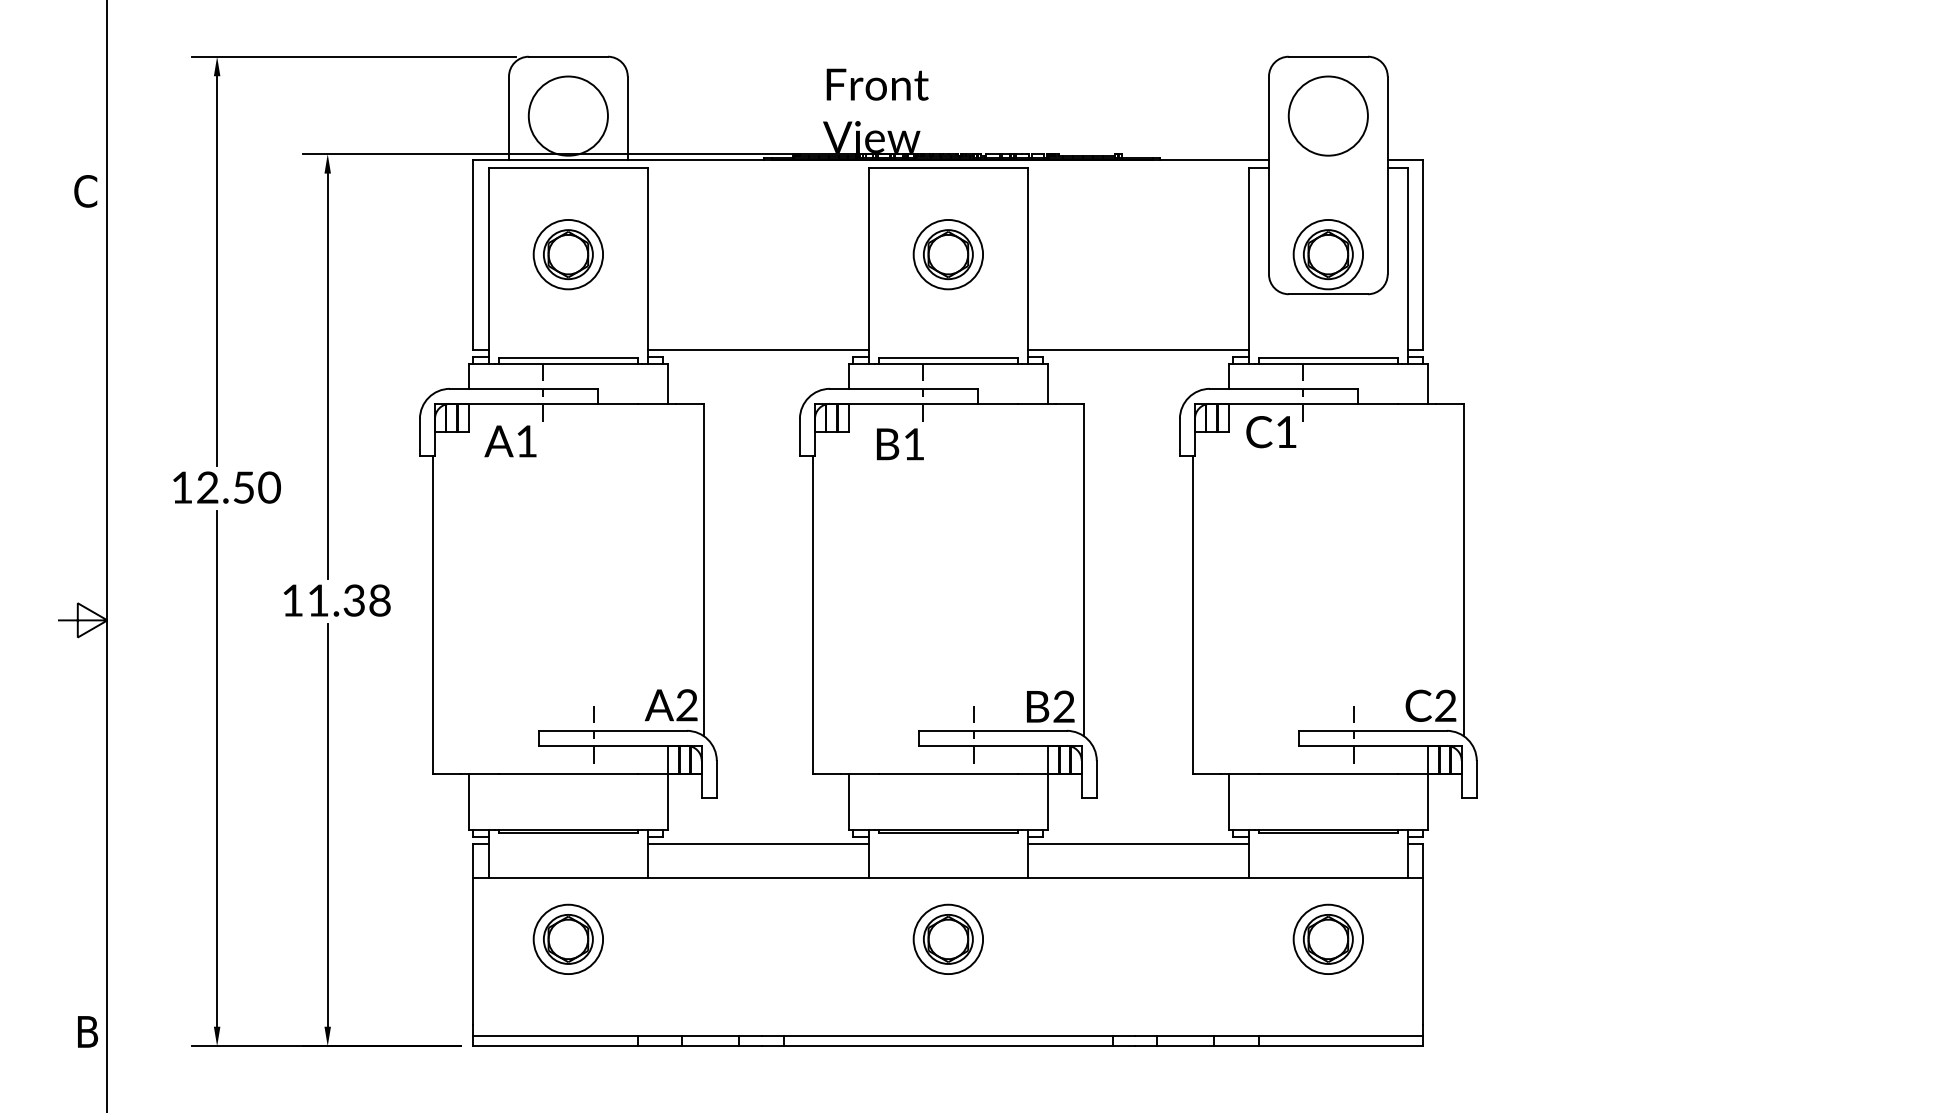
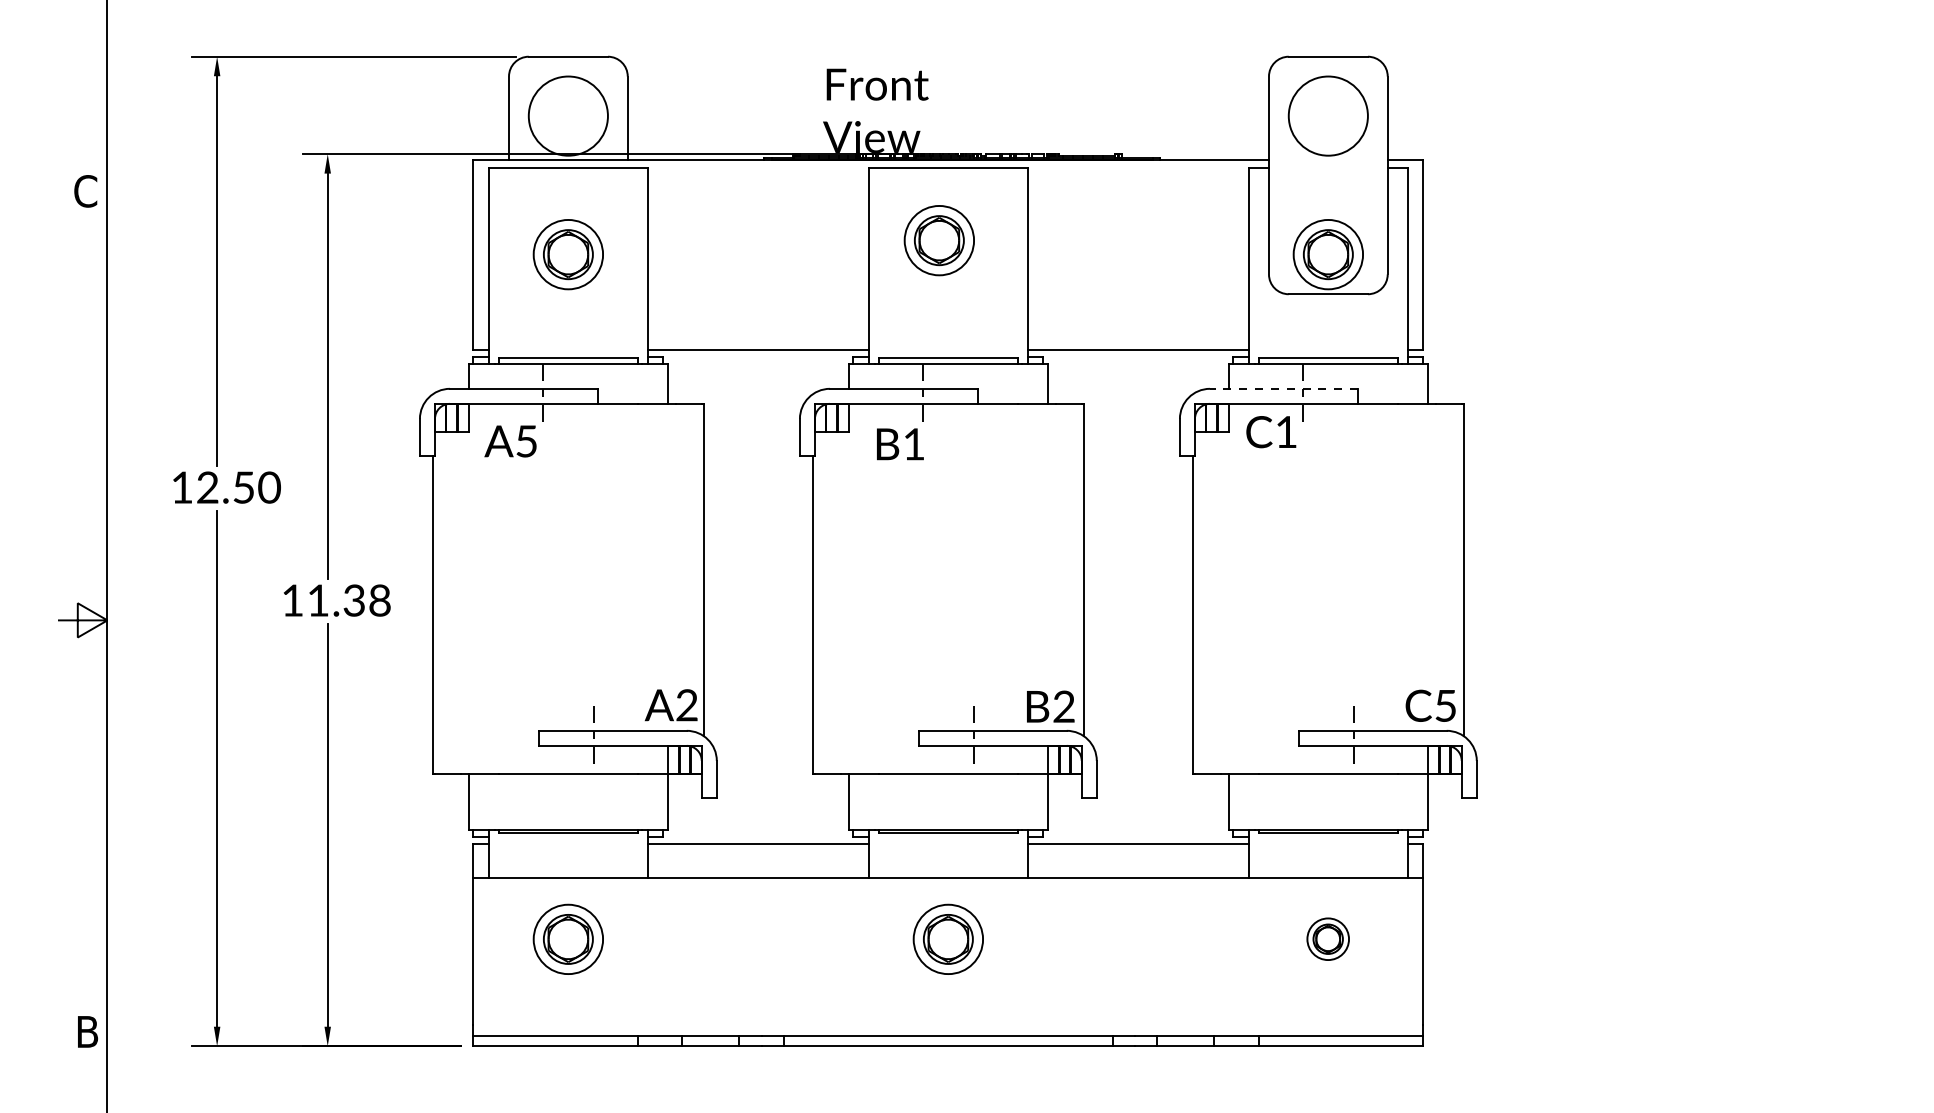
part position: (947, 254) -> (938, 240) (938, 240)
line: solid -> dashed (1283, 388)
text: A1 -> A5 (526, 441)
text: C2 -> C5 (1445, 705)
part size: 72x72 px -> 44x44 px (1327, 938)
